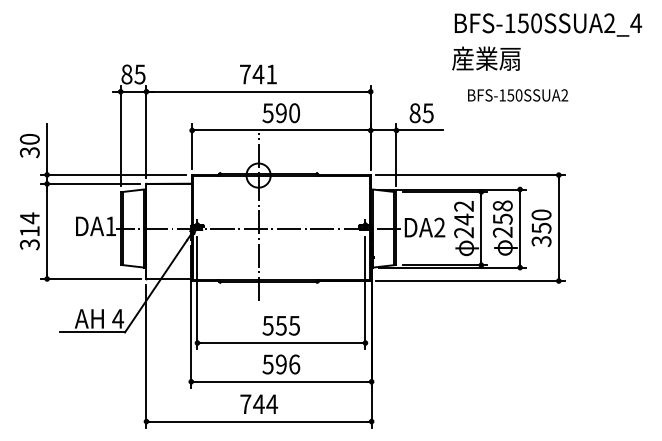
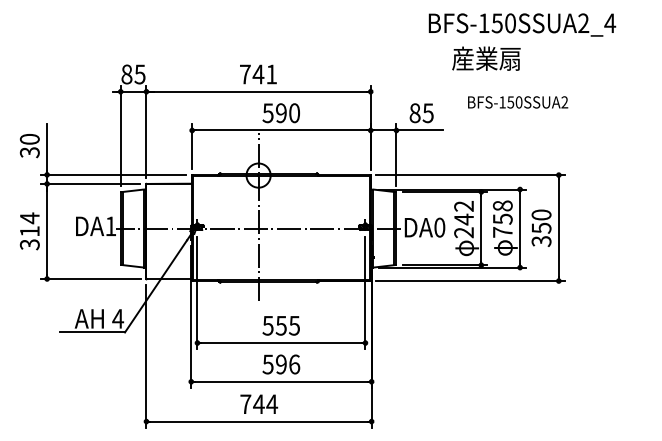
text position: (548, 24) -> (522, 24) (522, 24)
text position: (518, 95) -> (518, 102) (518, 102)
text: DA2 -> DA0 (439, 227)
text: 258 -> 758 (502, 231)
